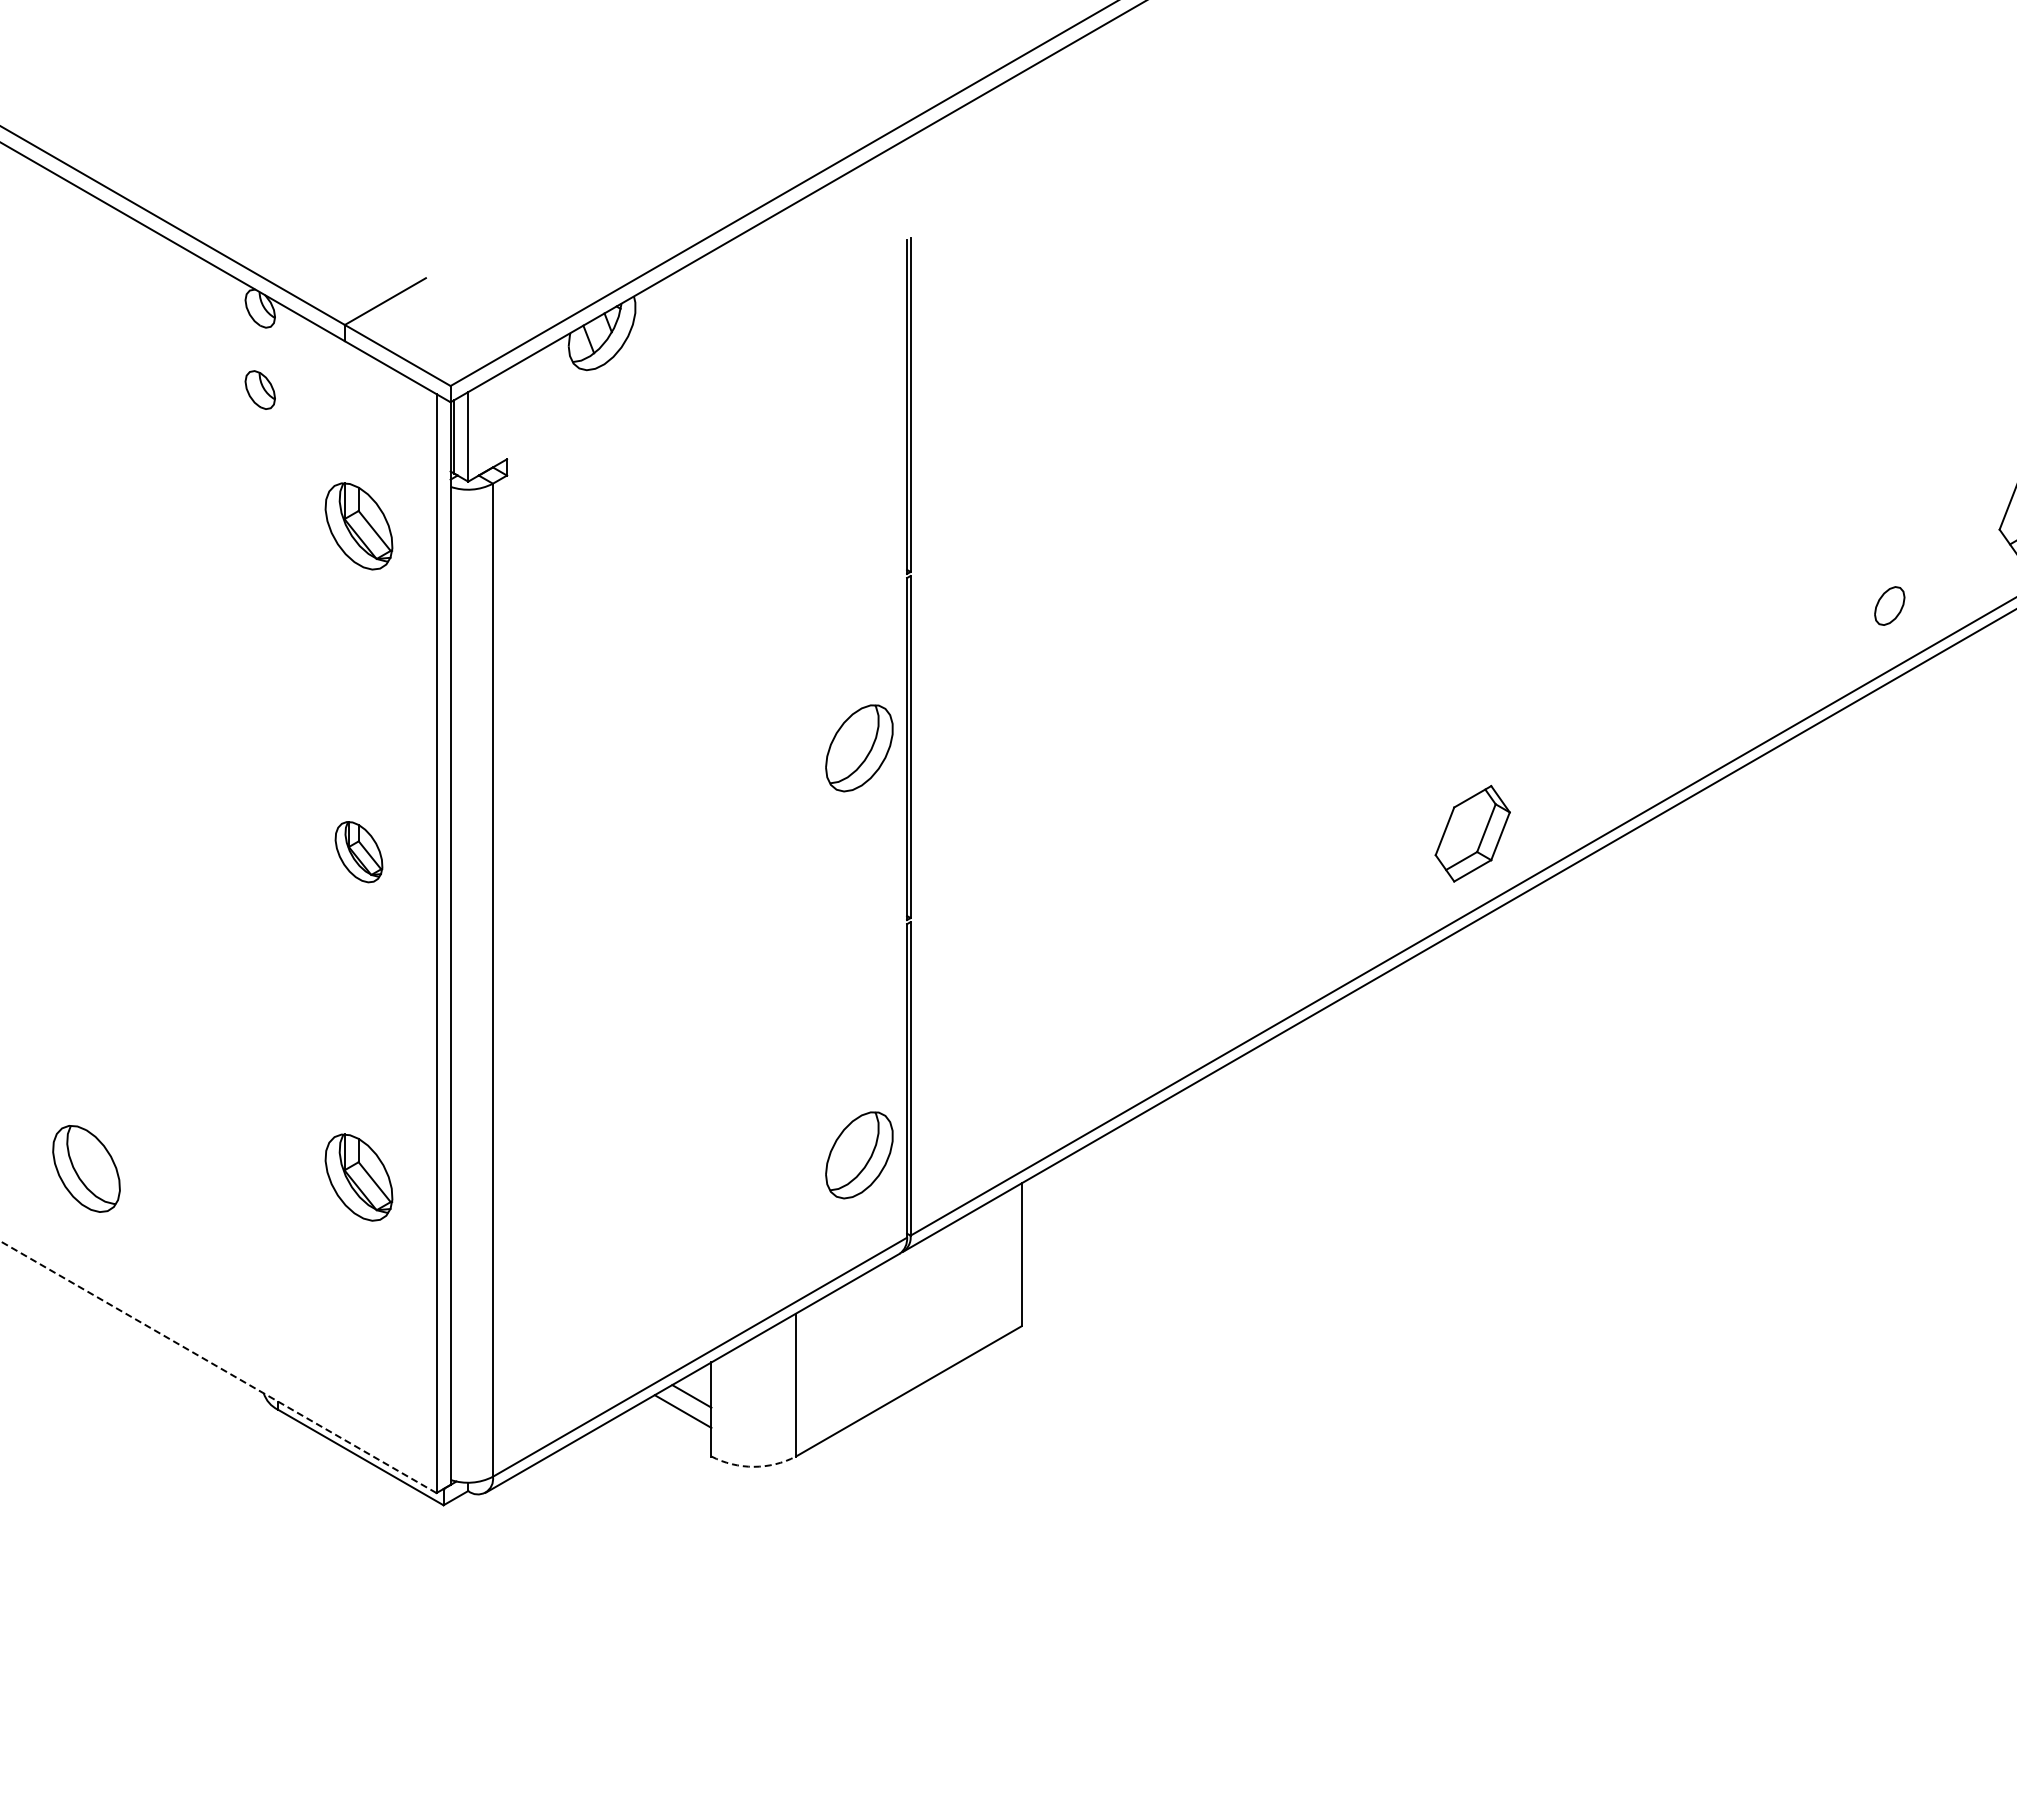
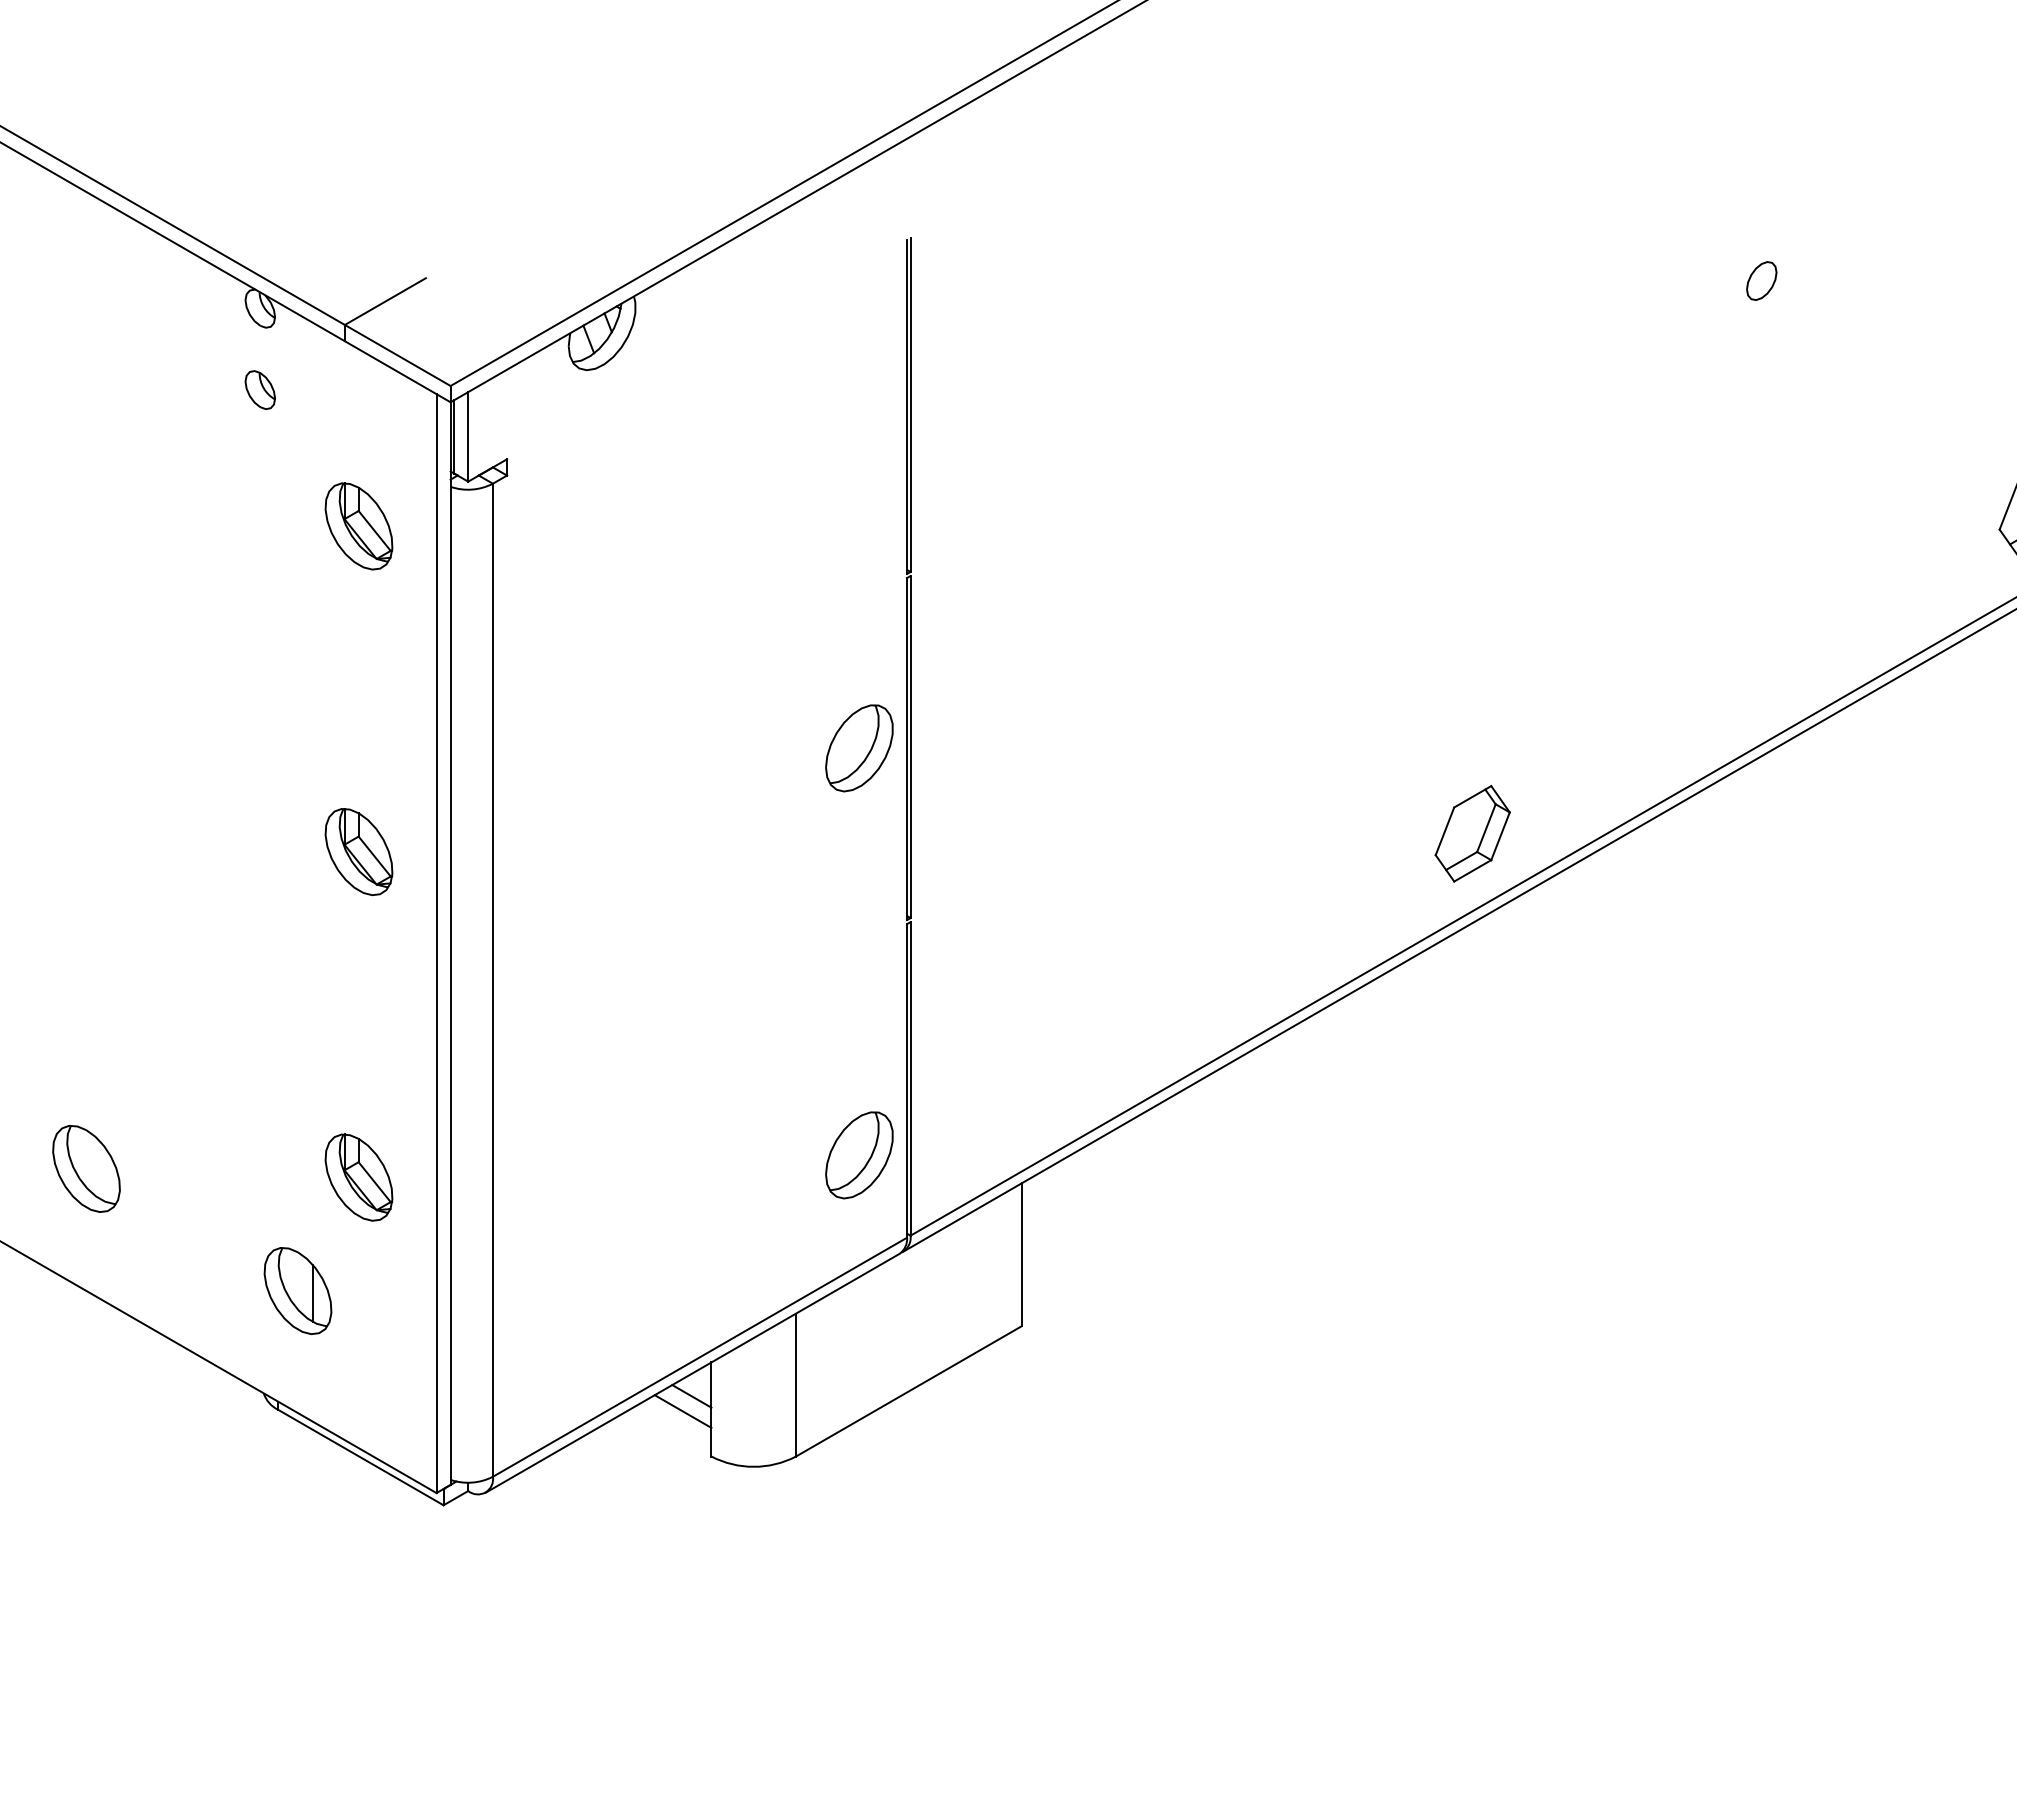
part position: (1889, 605) -> (1761, 280) (1761, 280)
part size: 50x63 px -> 70x89 px (358, 852)
part: none -> present (297, 1290)
line: dashed -> solid (218, 1367)
arc: dashed -> solid (753, 1466)
